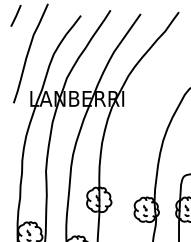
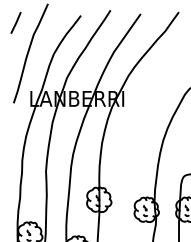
line position: (15, 15) -> (15, 22) (15, 22)
